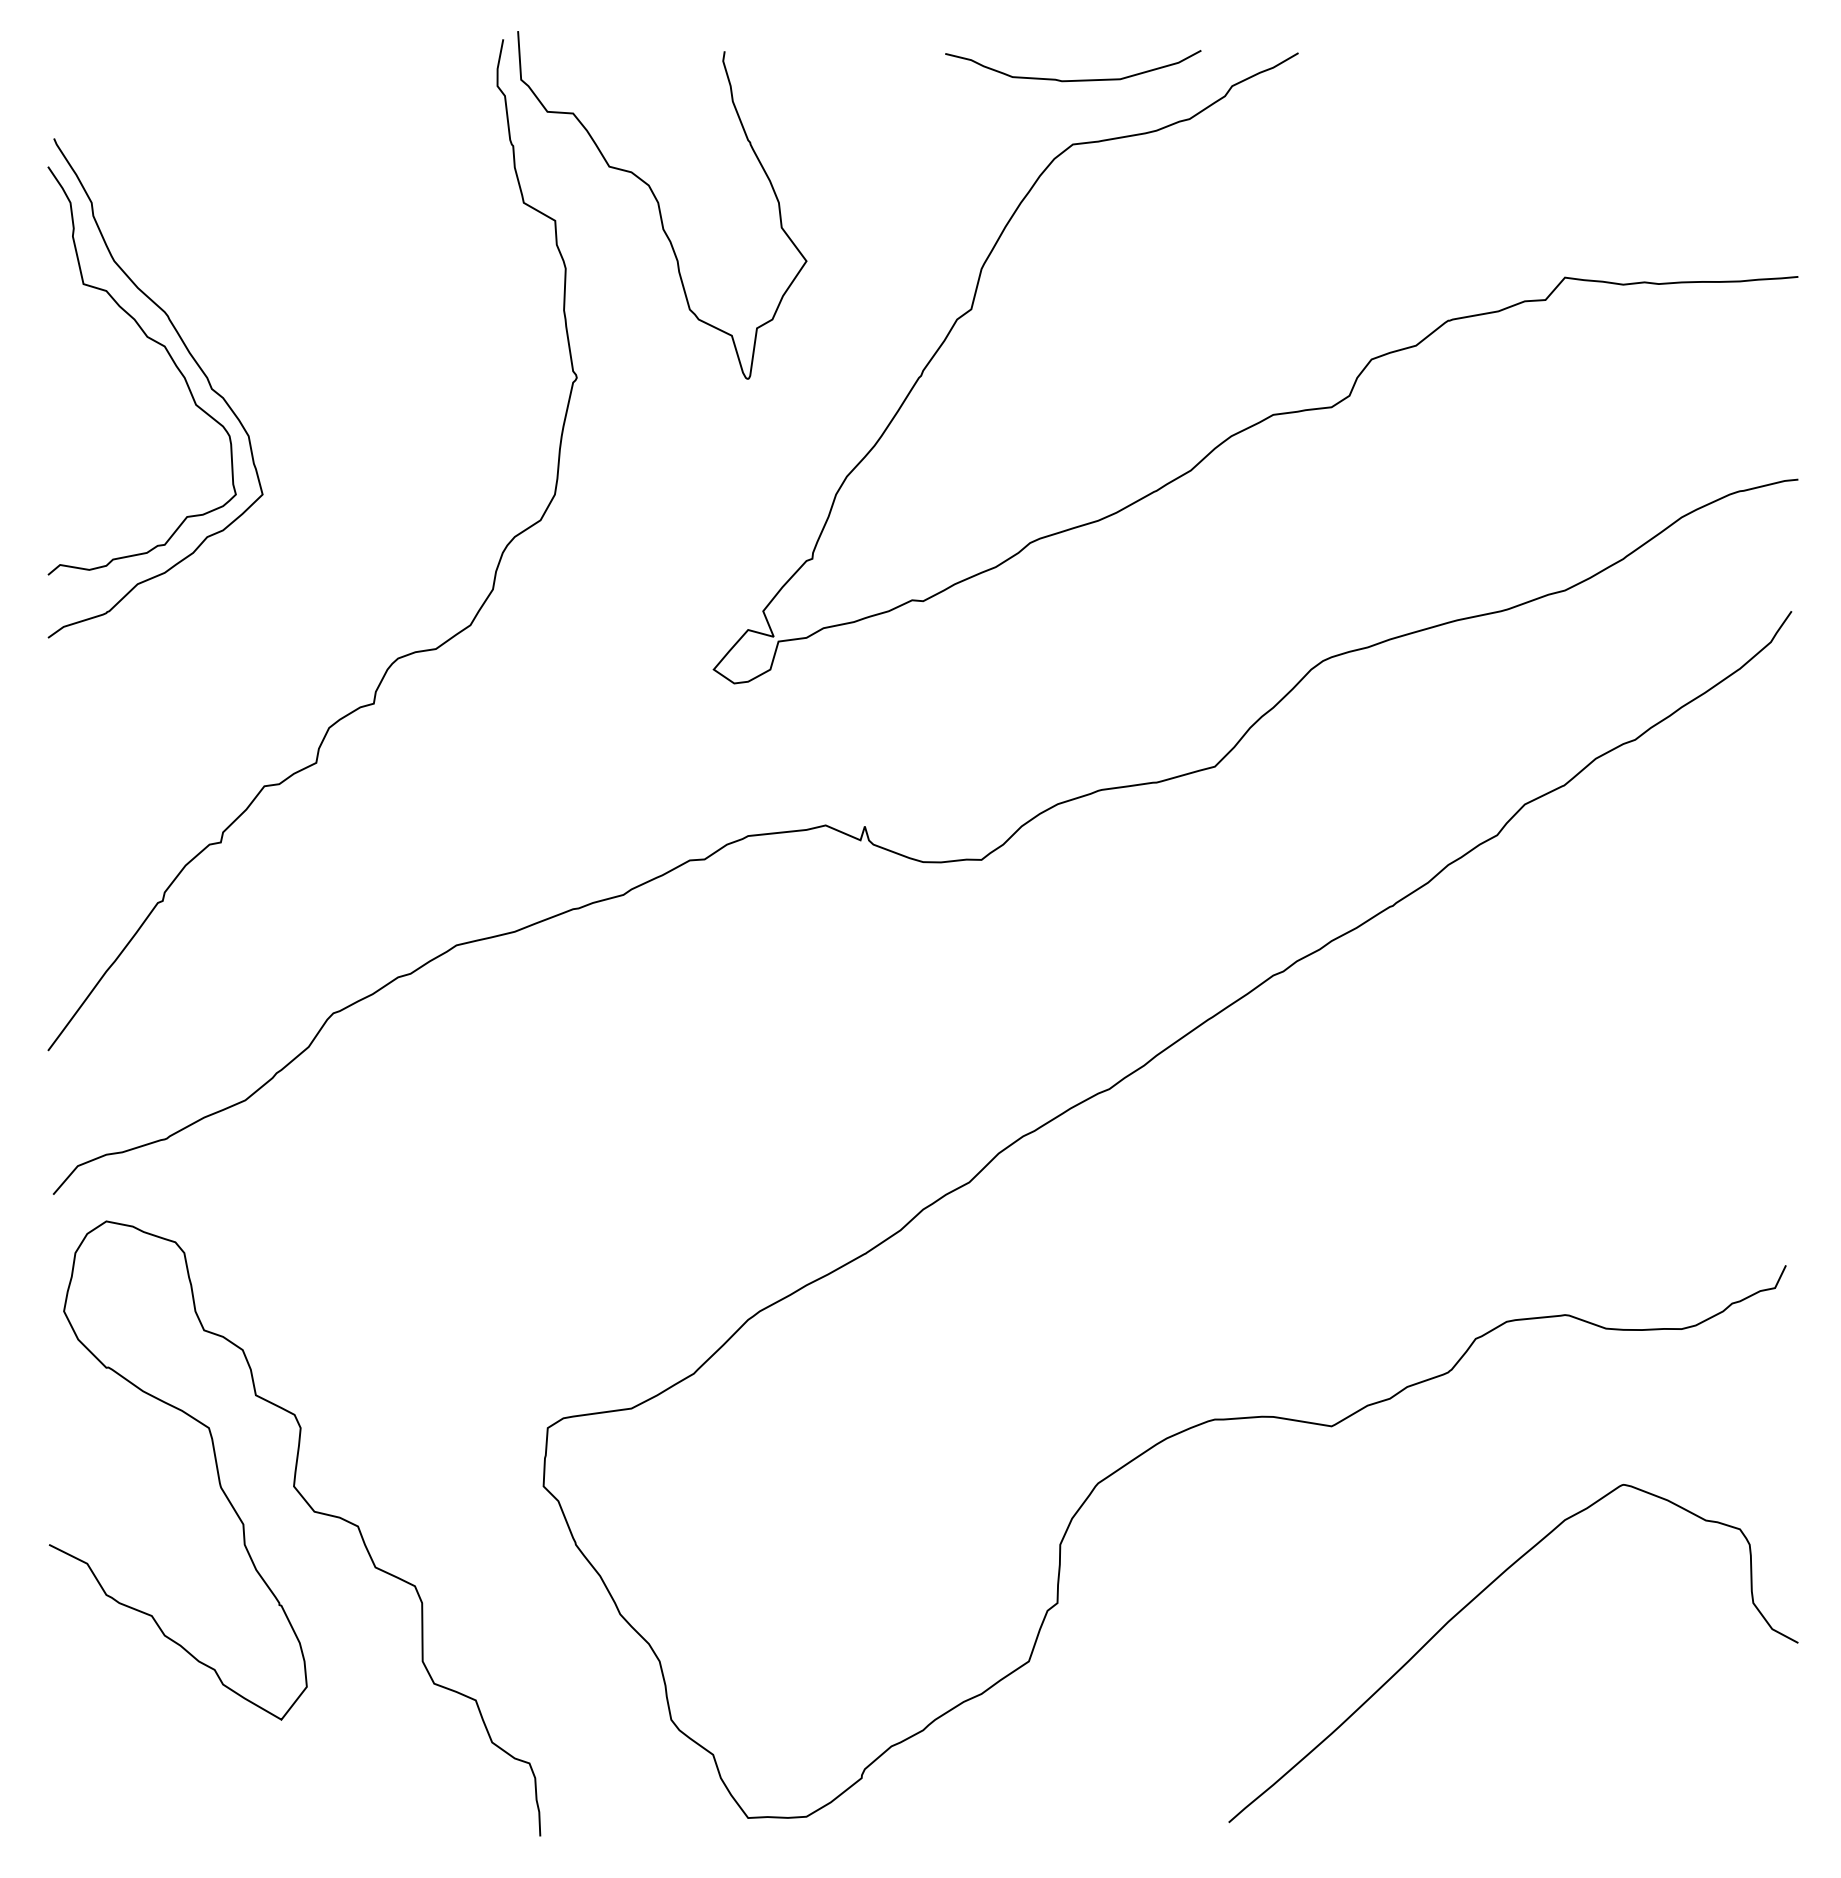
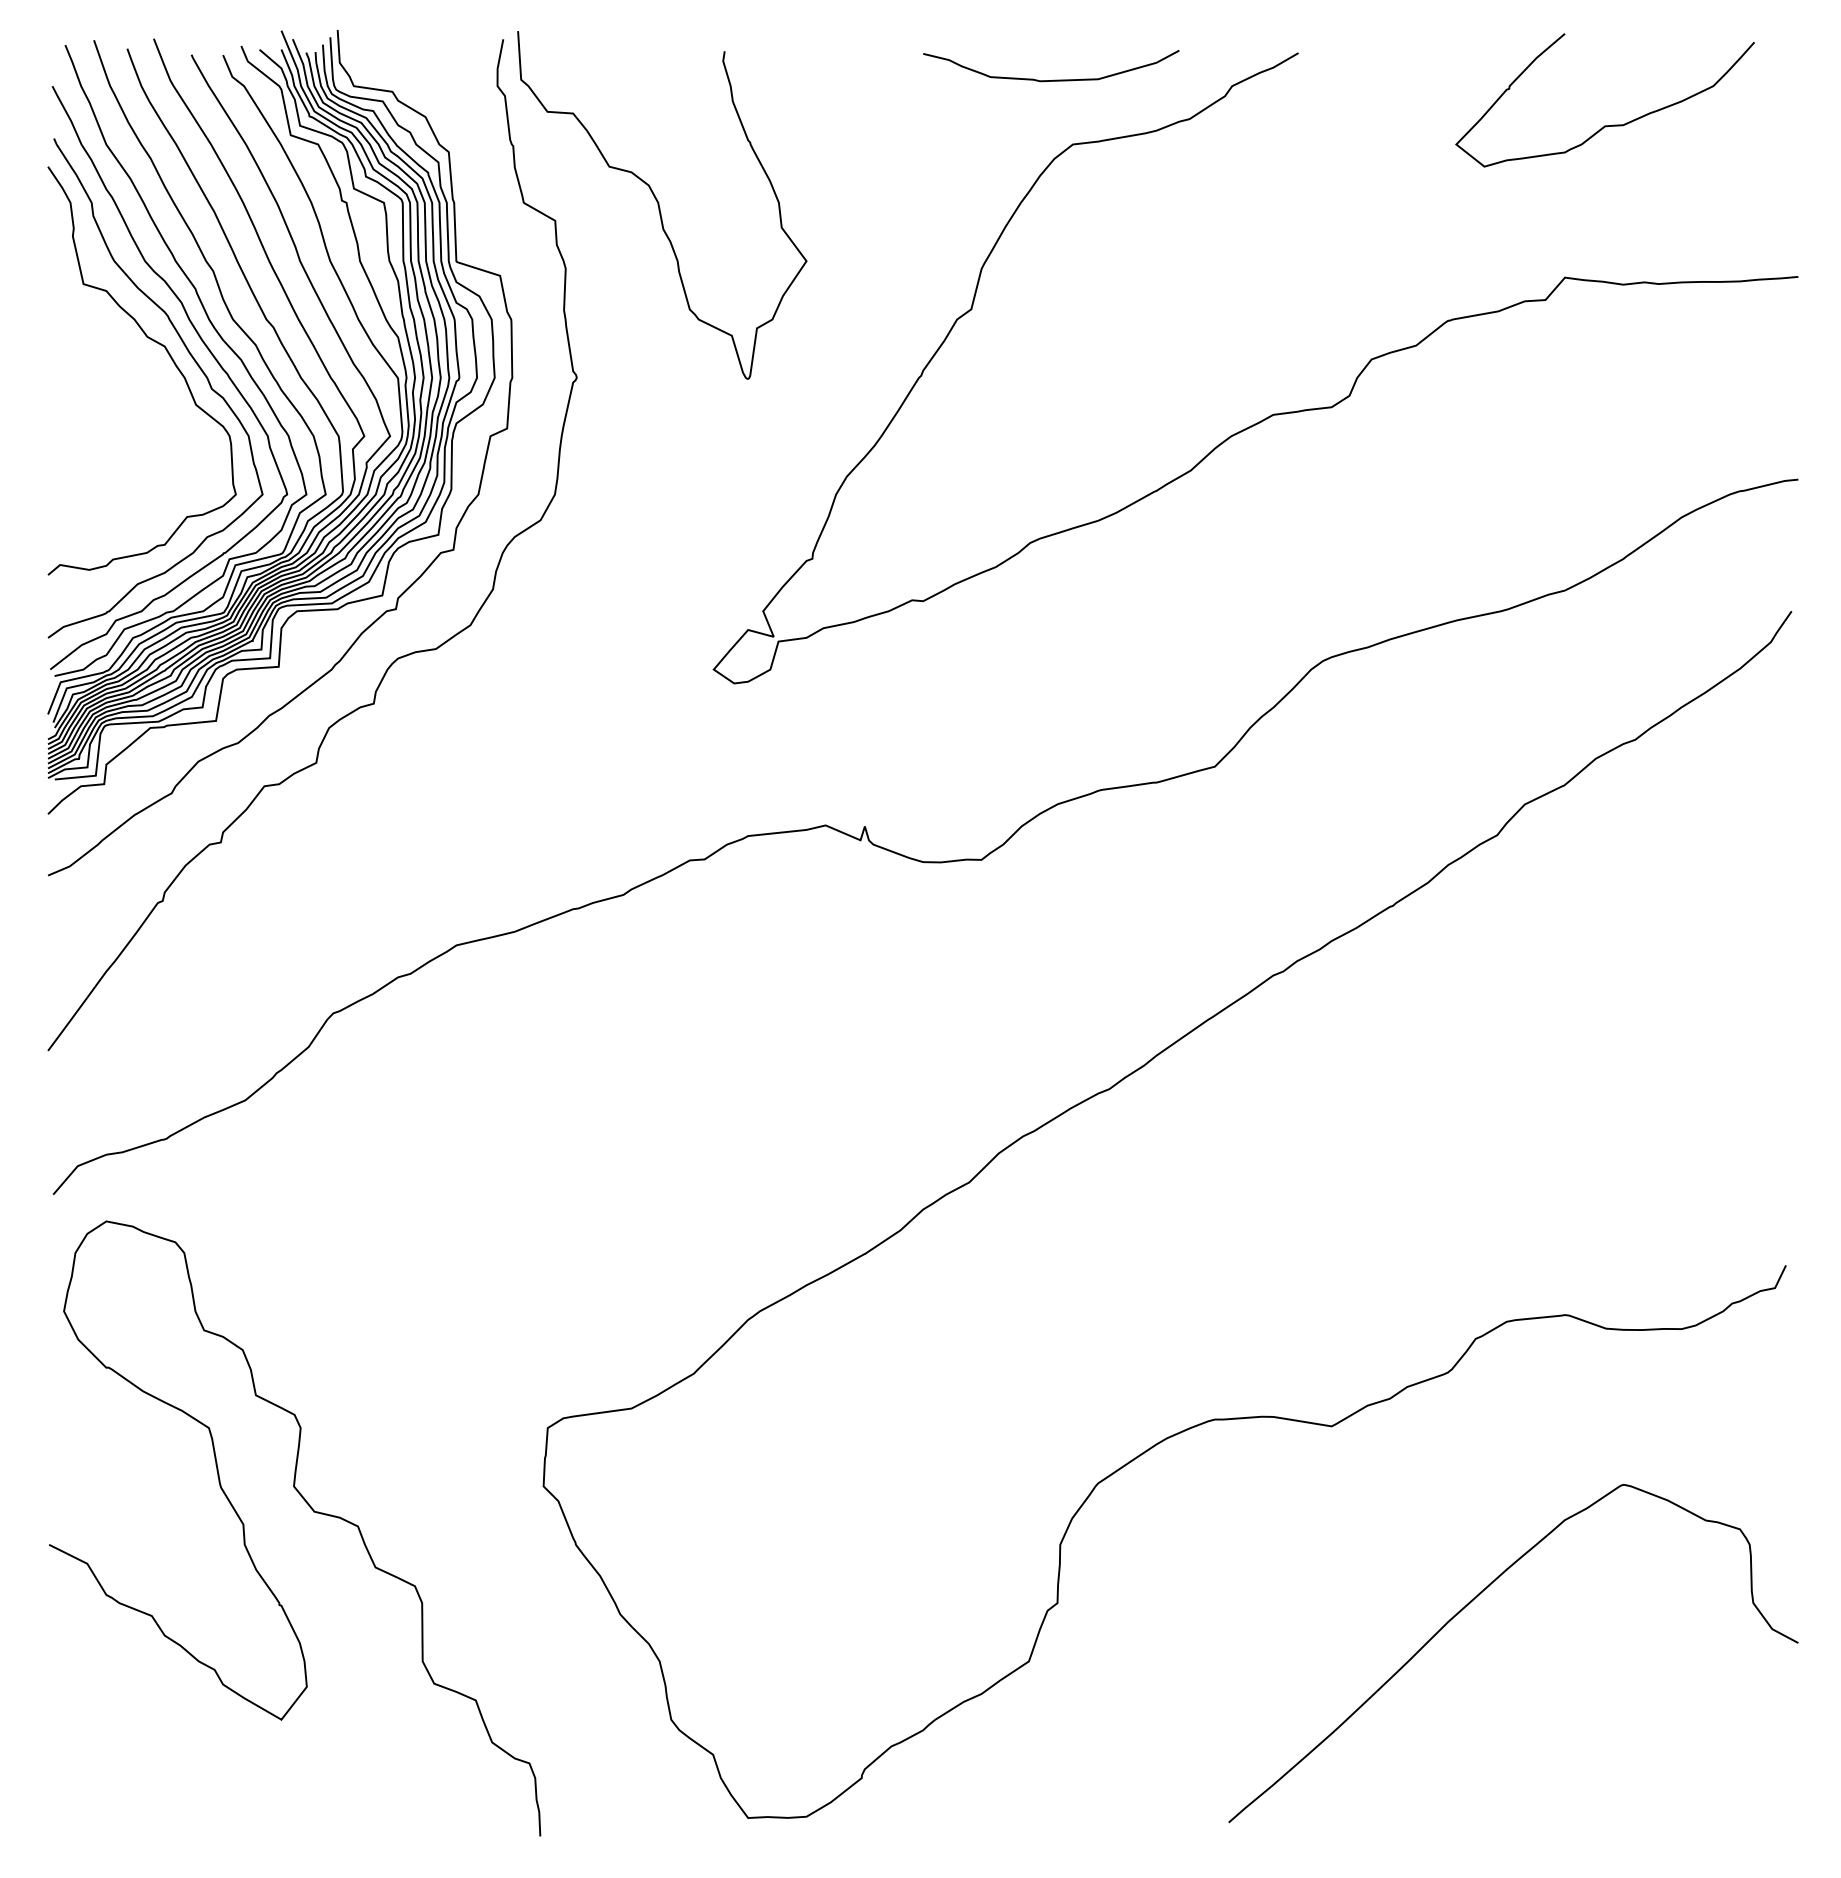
curve position: (1075, 79) -> (1053, 79) (1053, 79)
curve: none -> present (1604, 125)
part: none -> present (274, 456)
